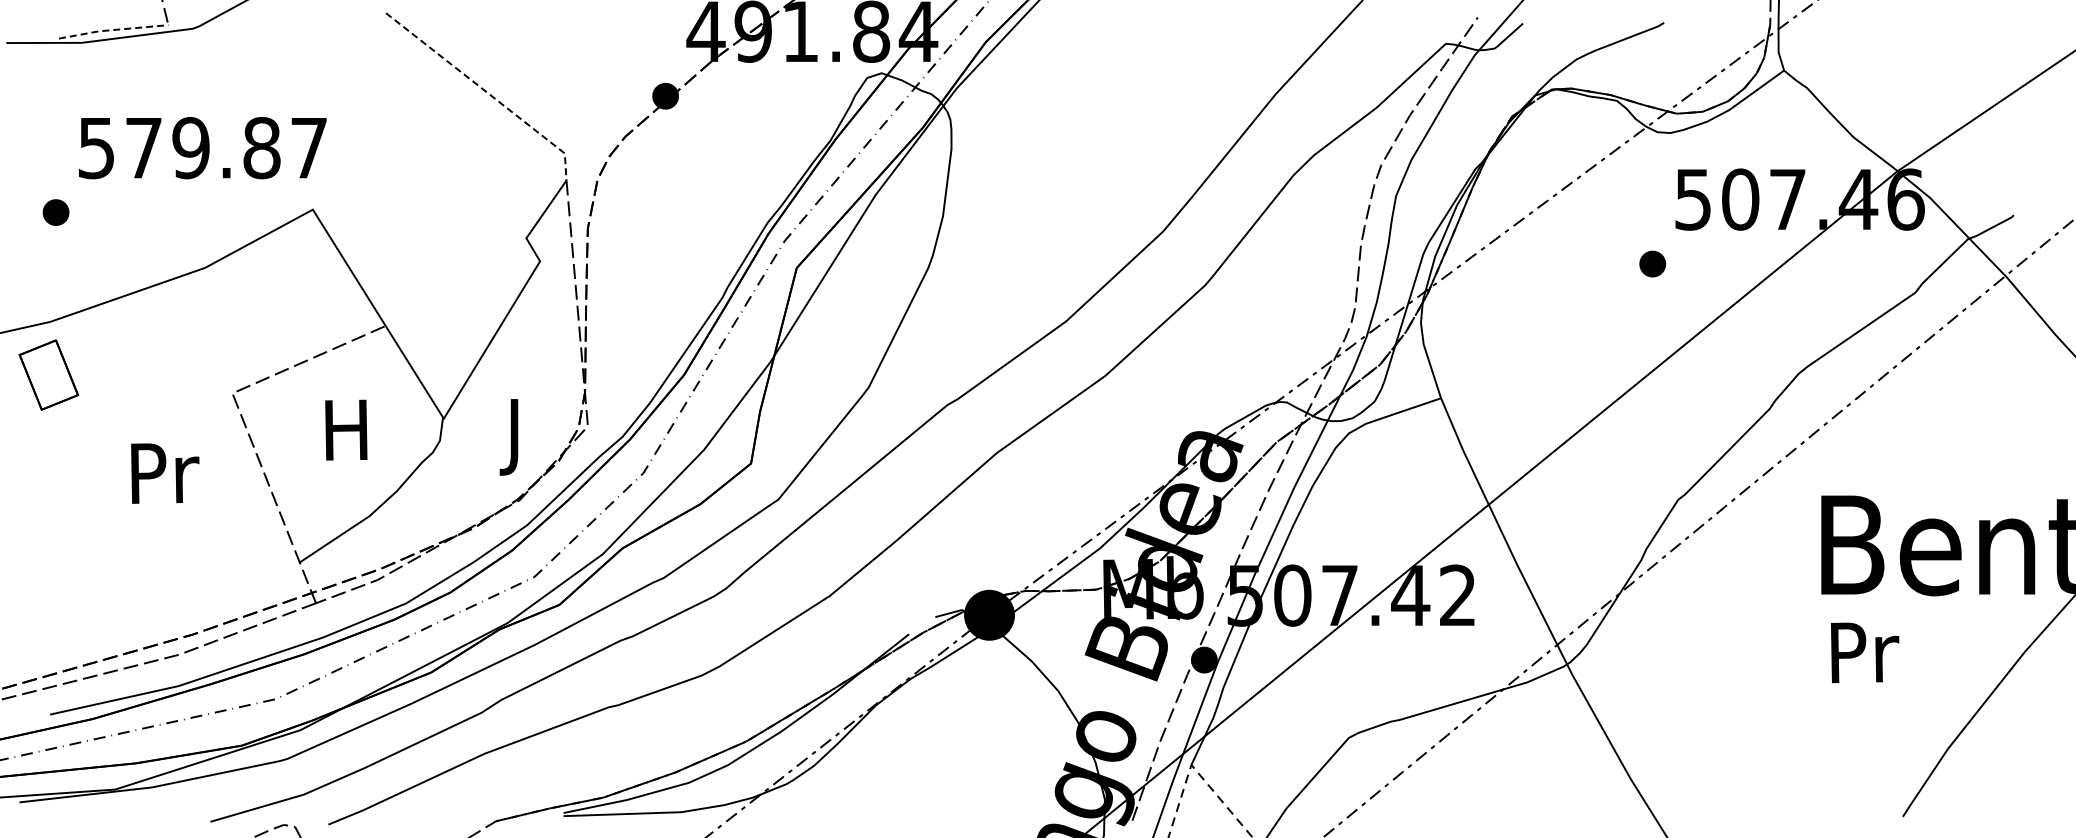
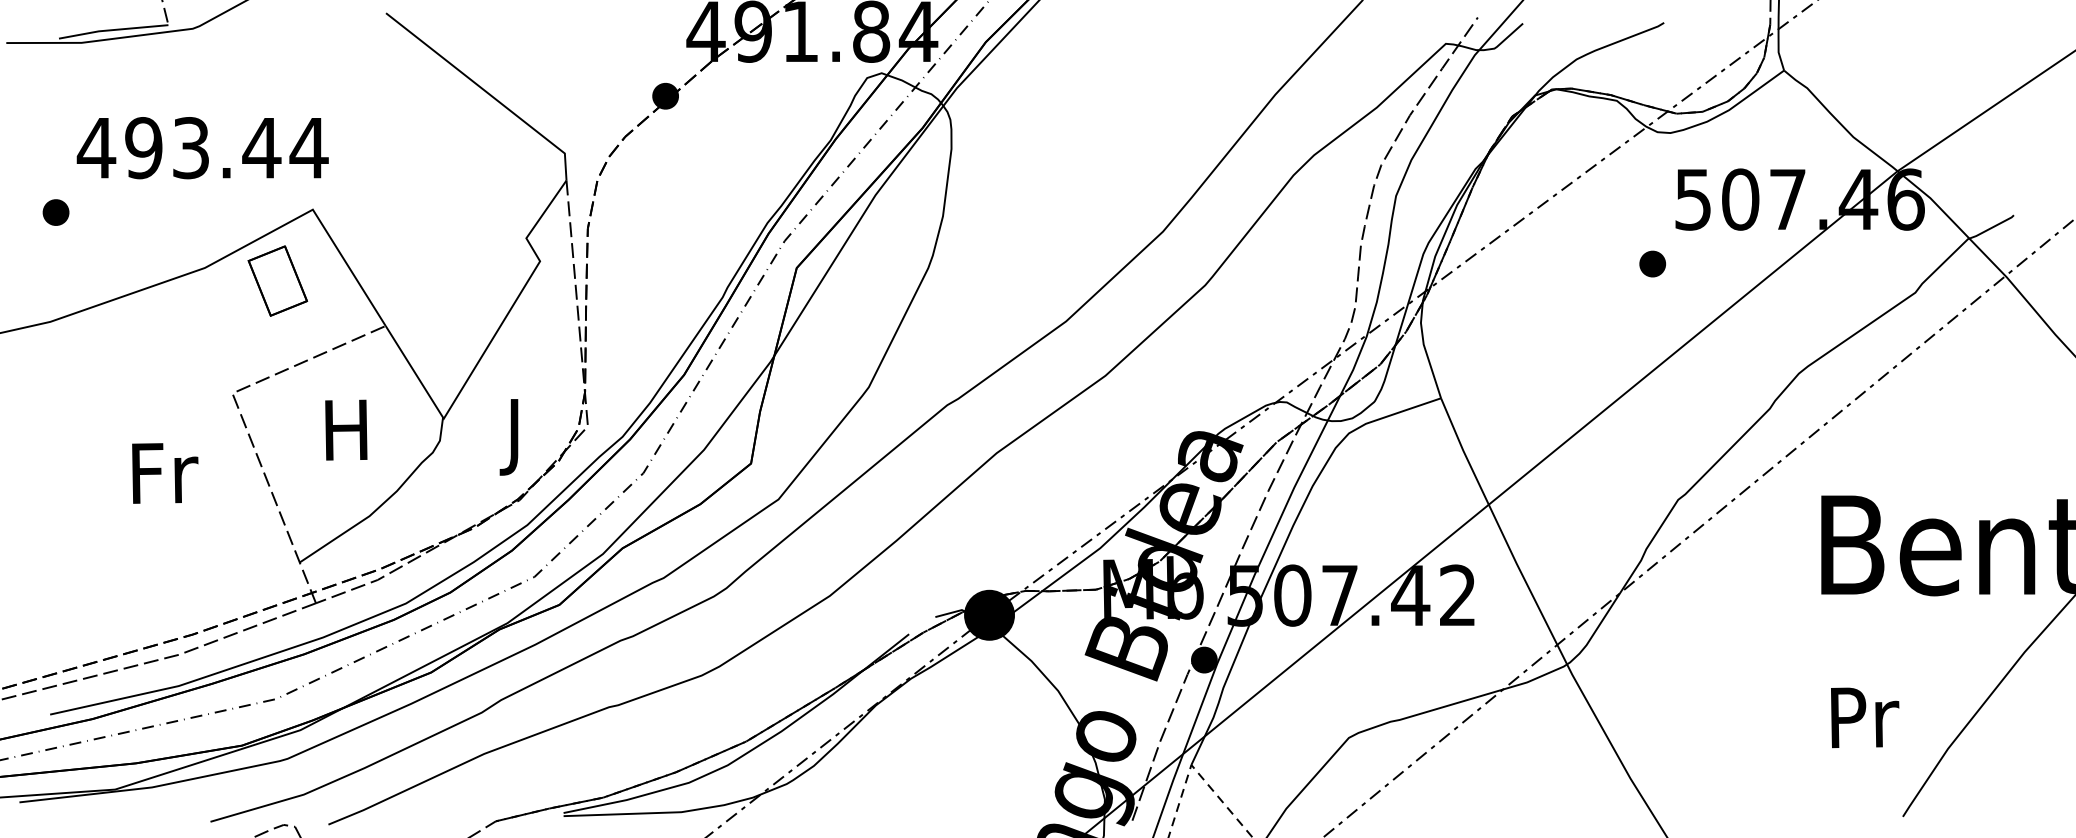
line: dashed -> solid (112, 30)
line: dashed -> solid (487, 92)
text: 579.87 -> 493.44 (202, 148)
part position: (48, 374) -> (277, 280) (277, 280)
text: Pr -> Fr (165, 473)
text position: (1865, 652) -> (1865, 717) (1865, 717)
